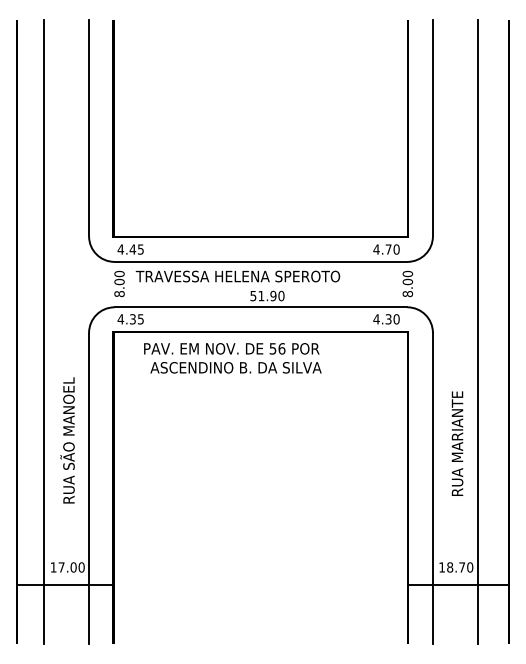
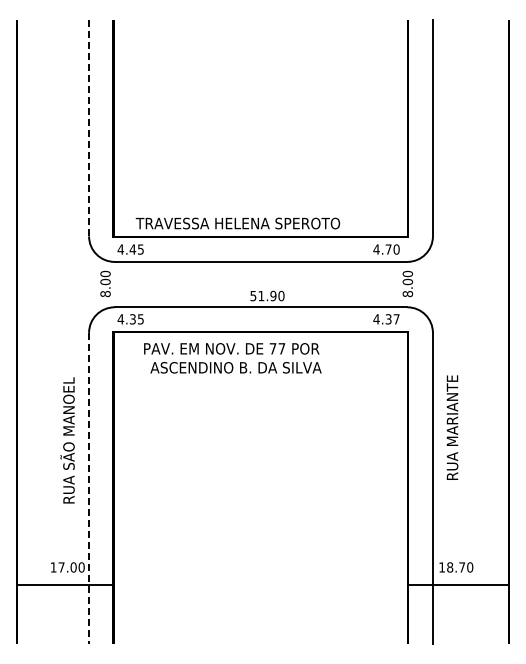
line: solid -> dashed (89, 128)
text position: (237, 276) -> (237, 223) (237, 223)
text position: (119, 283) -> (105, 283) (105, 283)
text: 4.30 -> 4.37 (396, 319)
line: present -> none (43, 331)
line: present -> none (478, 331)
text: 56 -> 77 (277, 348)
text position: (457, 443) -> (452, 427) (452, 427)
line: solid -> dashed (89, 488)
